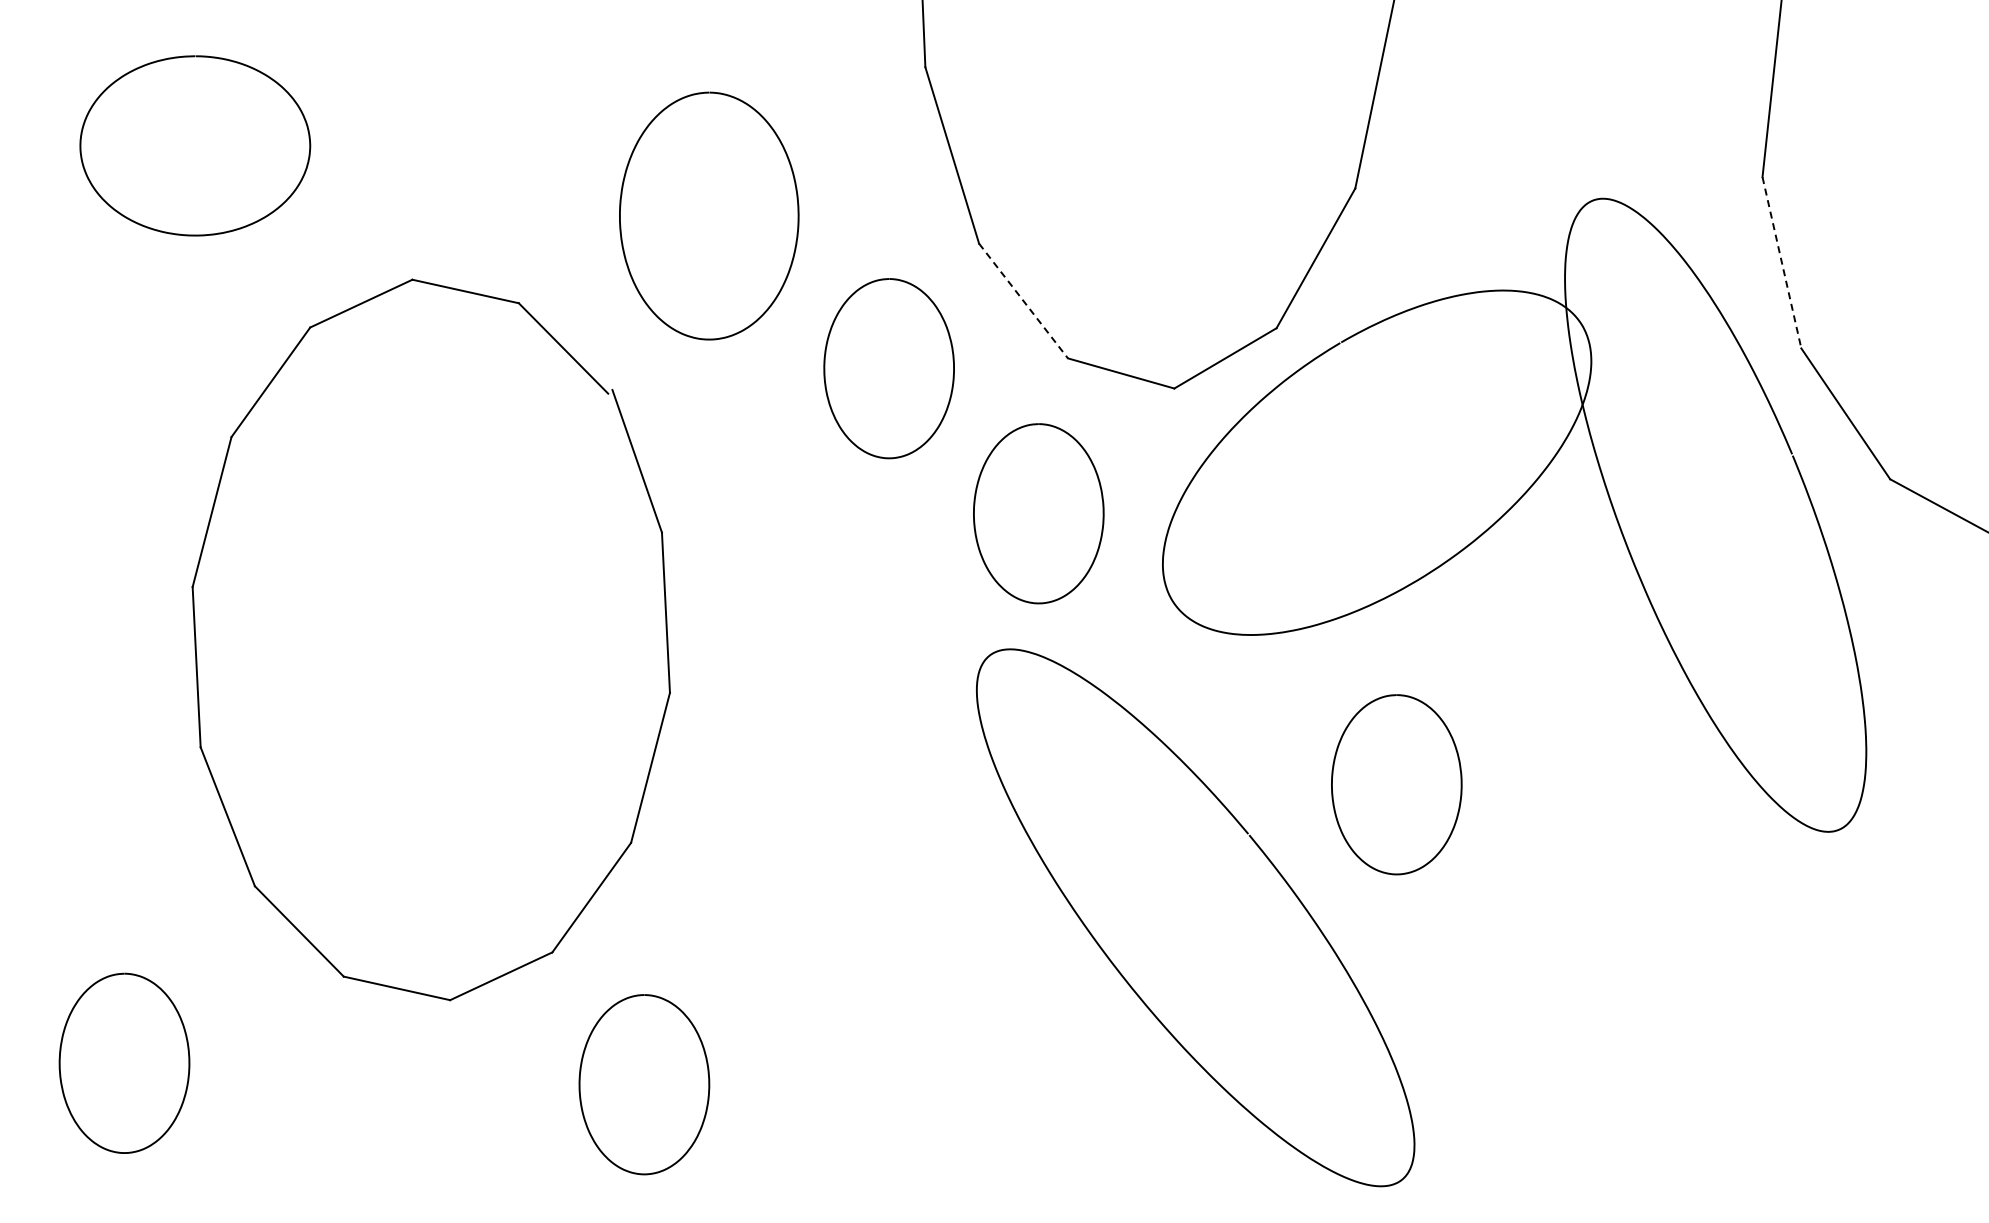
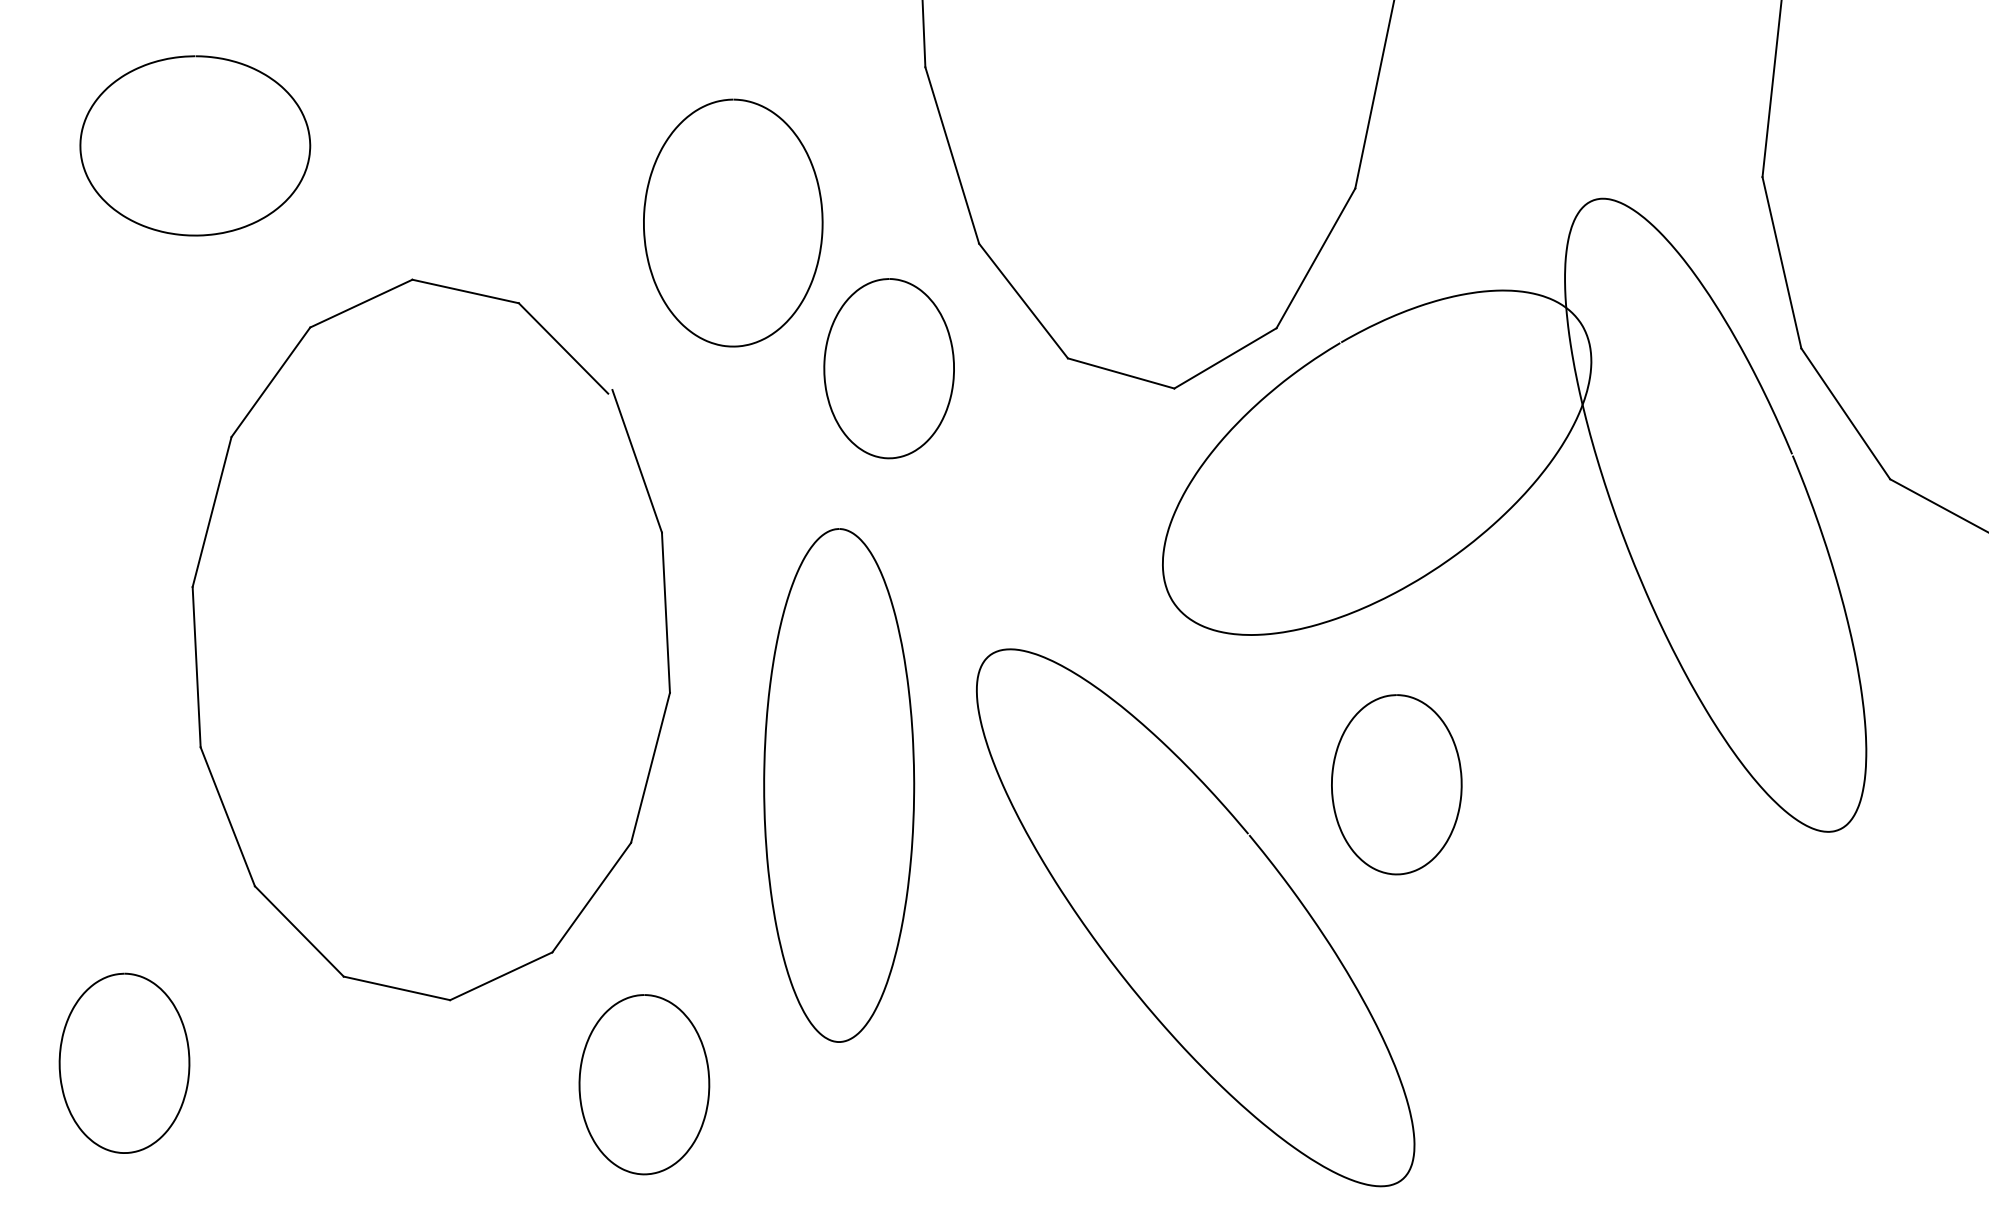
curve position: (797, 215) -> (821, 222) (821, 222)
line: dashed -> solid (1781, 262)
line: dashed -> solid (1023, 301)
curve: present -> none (975, 505)
curve: none -> present (765, 785)
